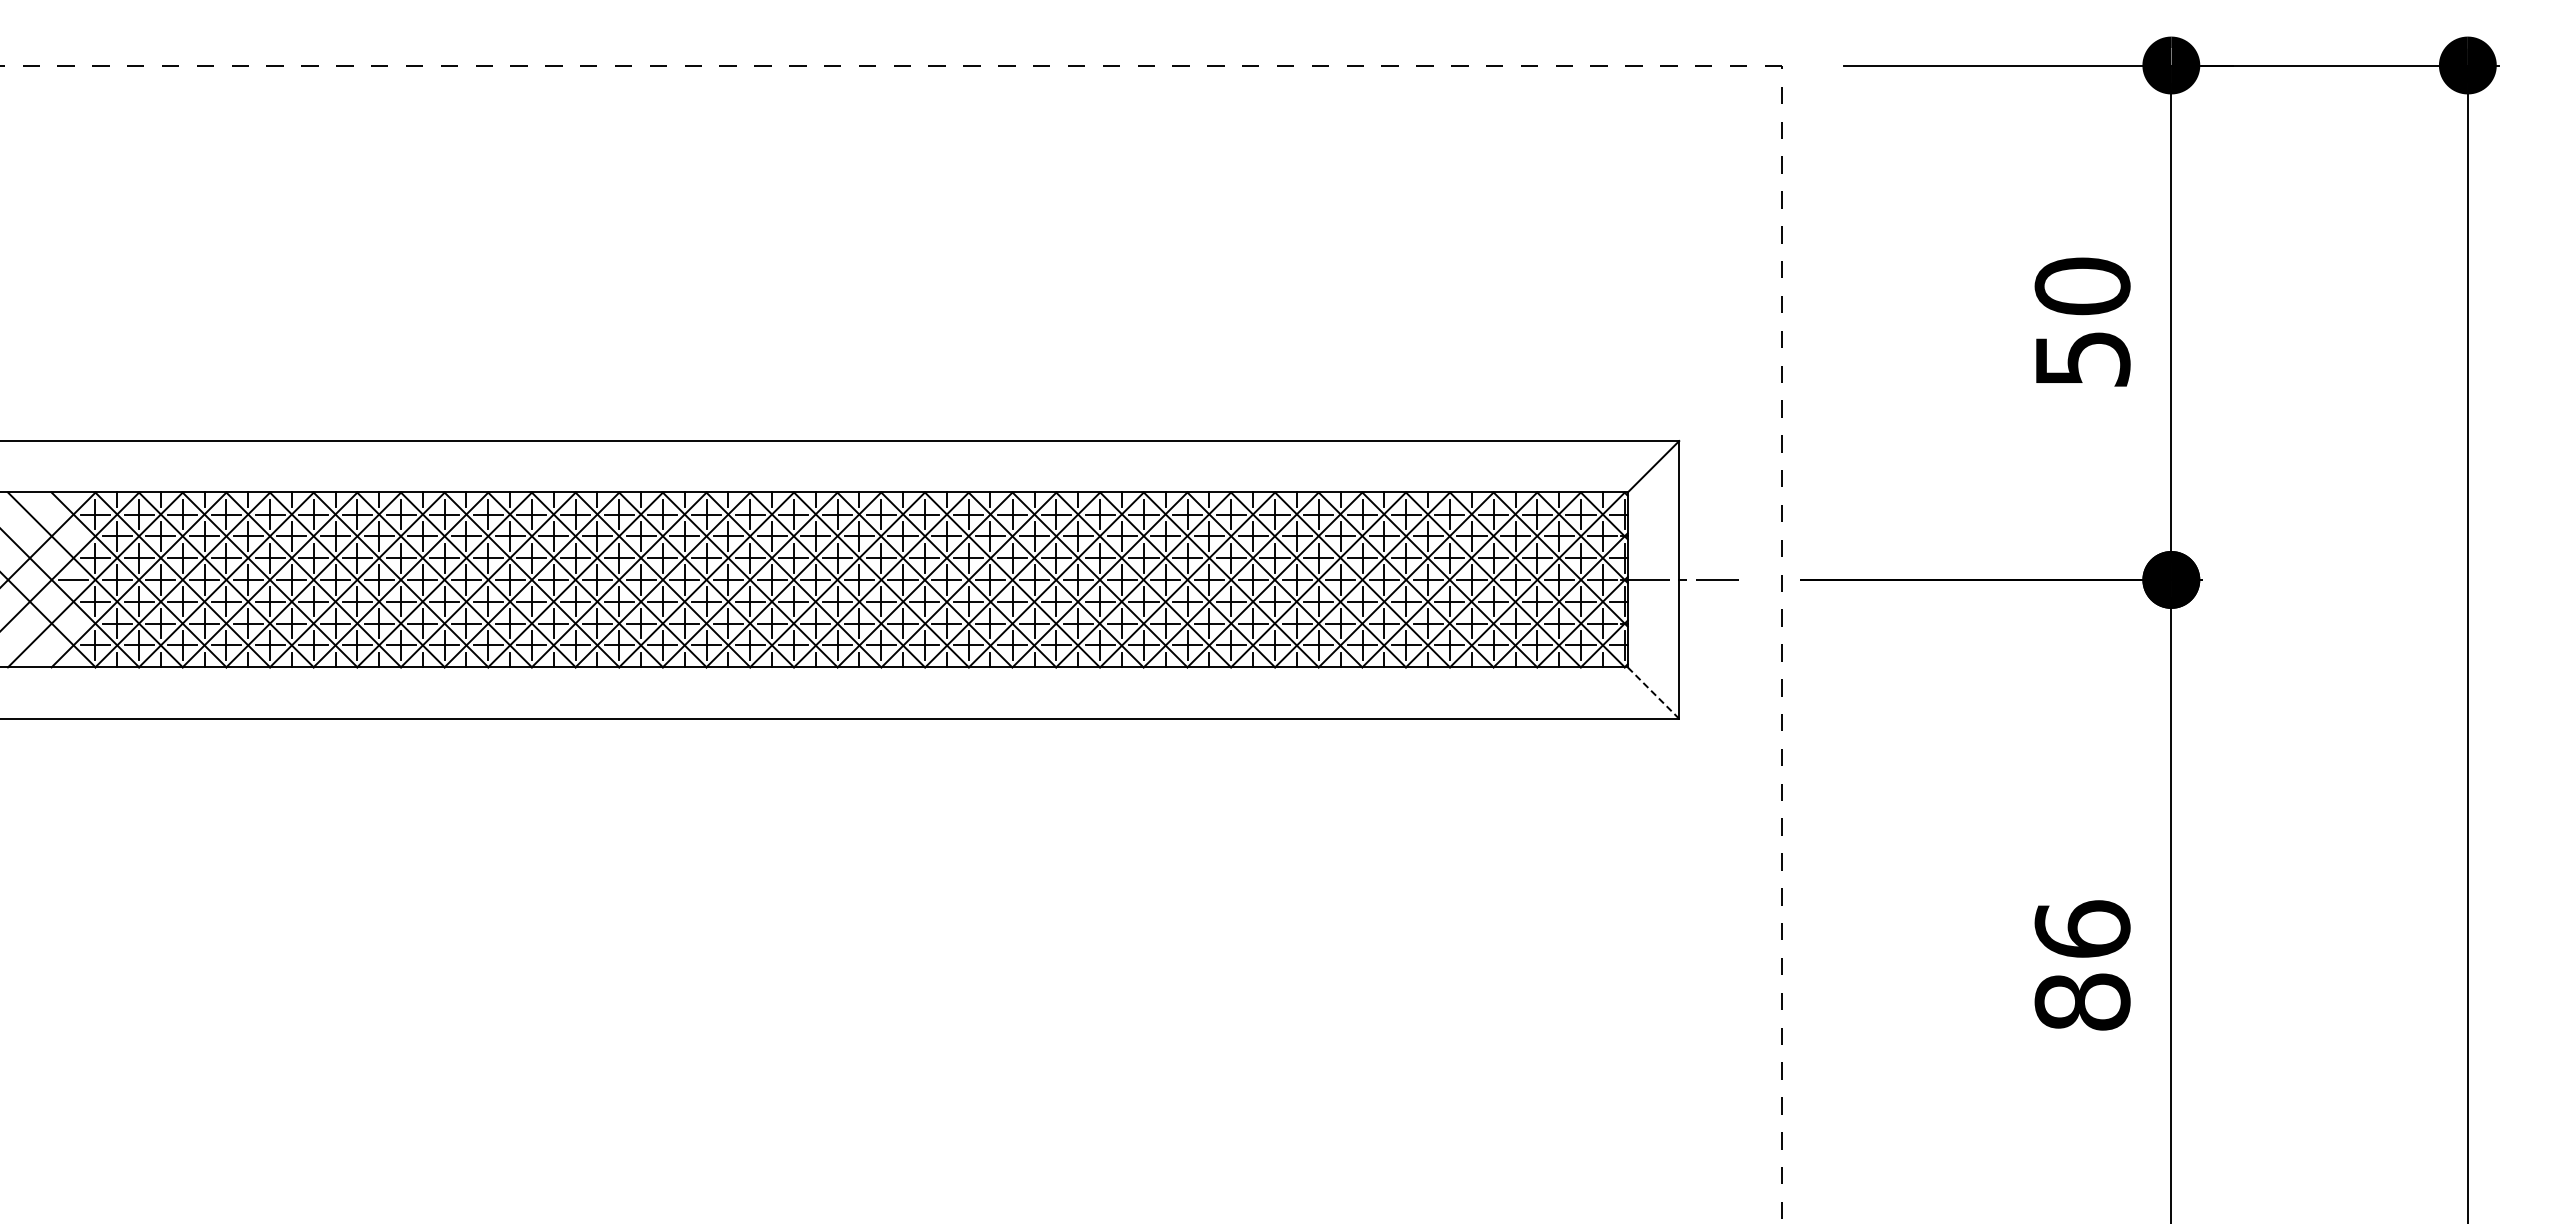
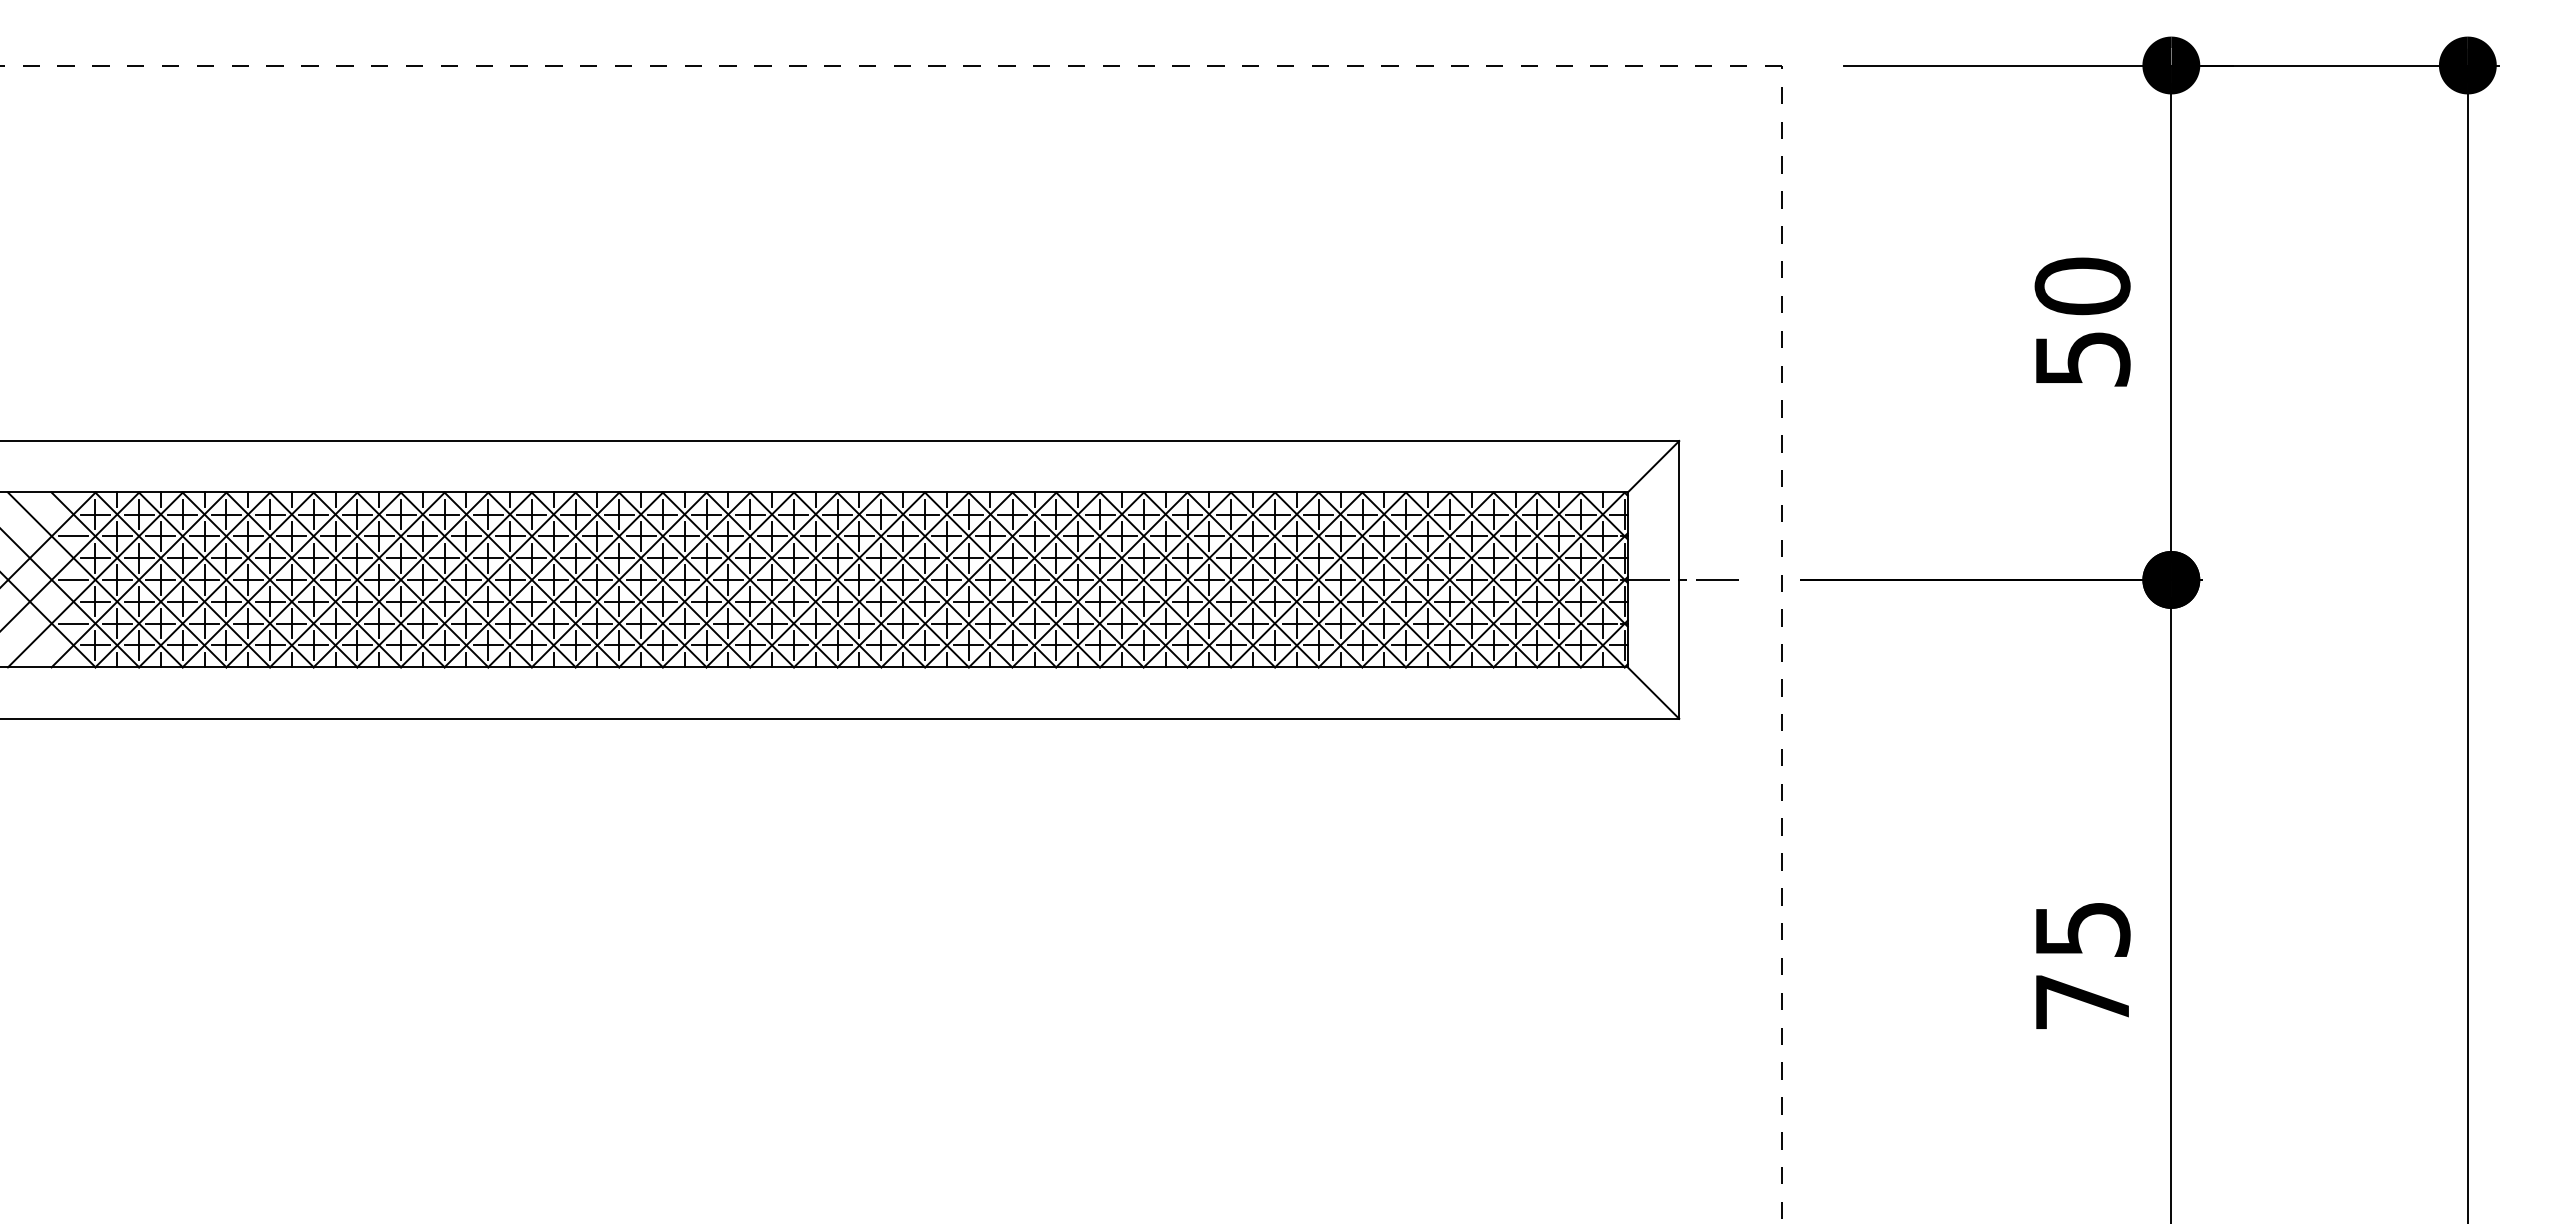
line: none -> present (73, 536)
line: none -> present (73, 623)
line: dashed -> solid (1653, 693)
text: 86 -> 75 (2082, 965)
